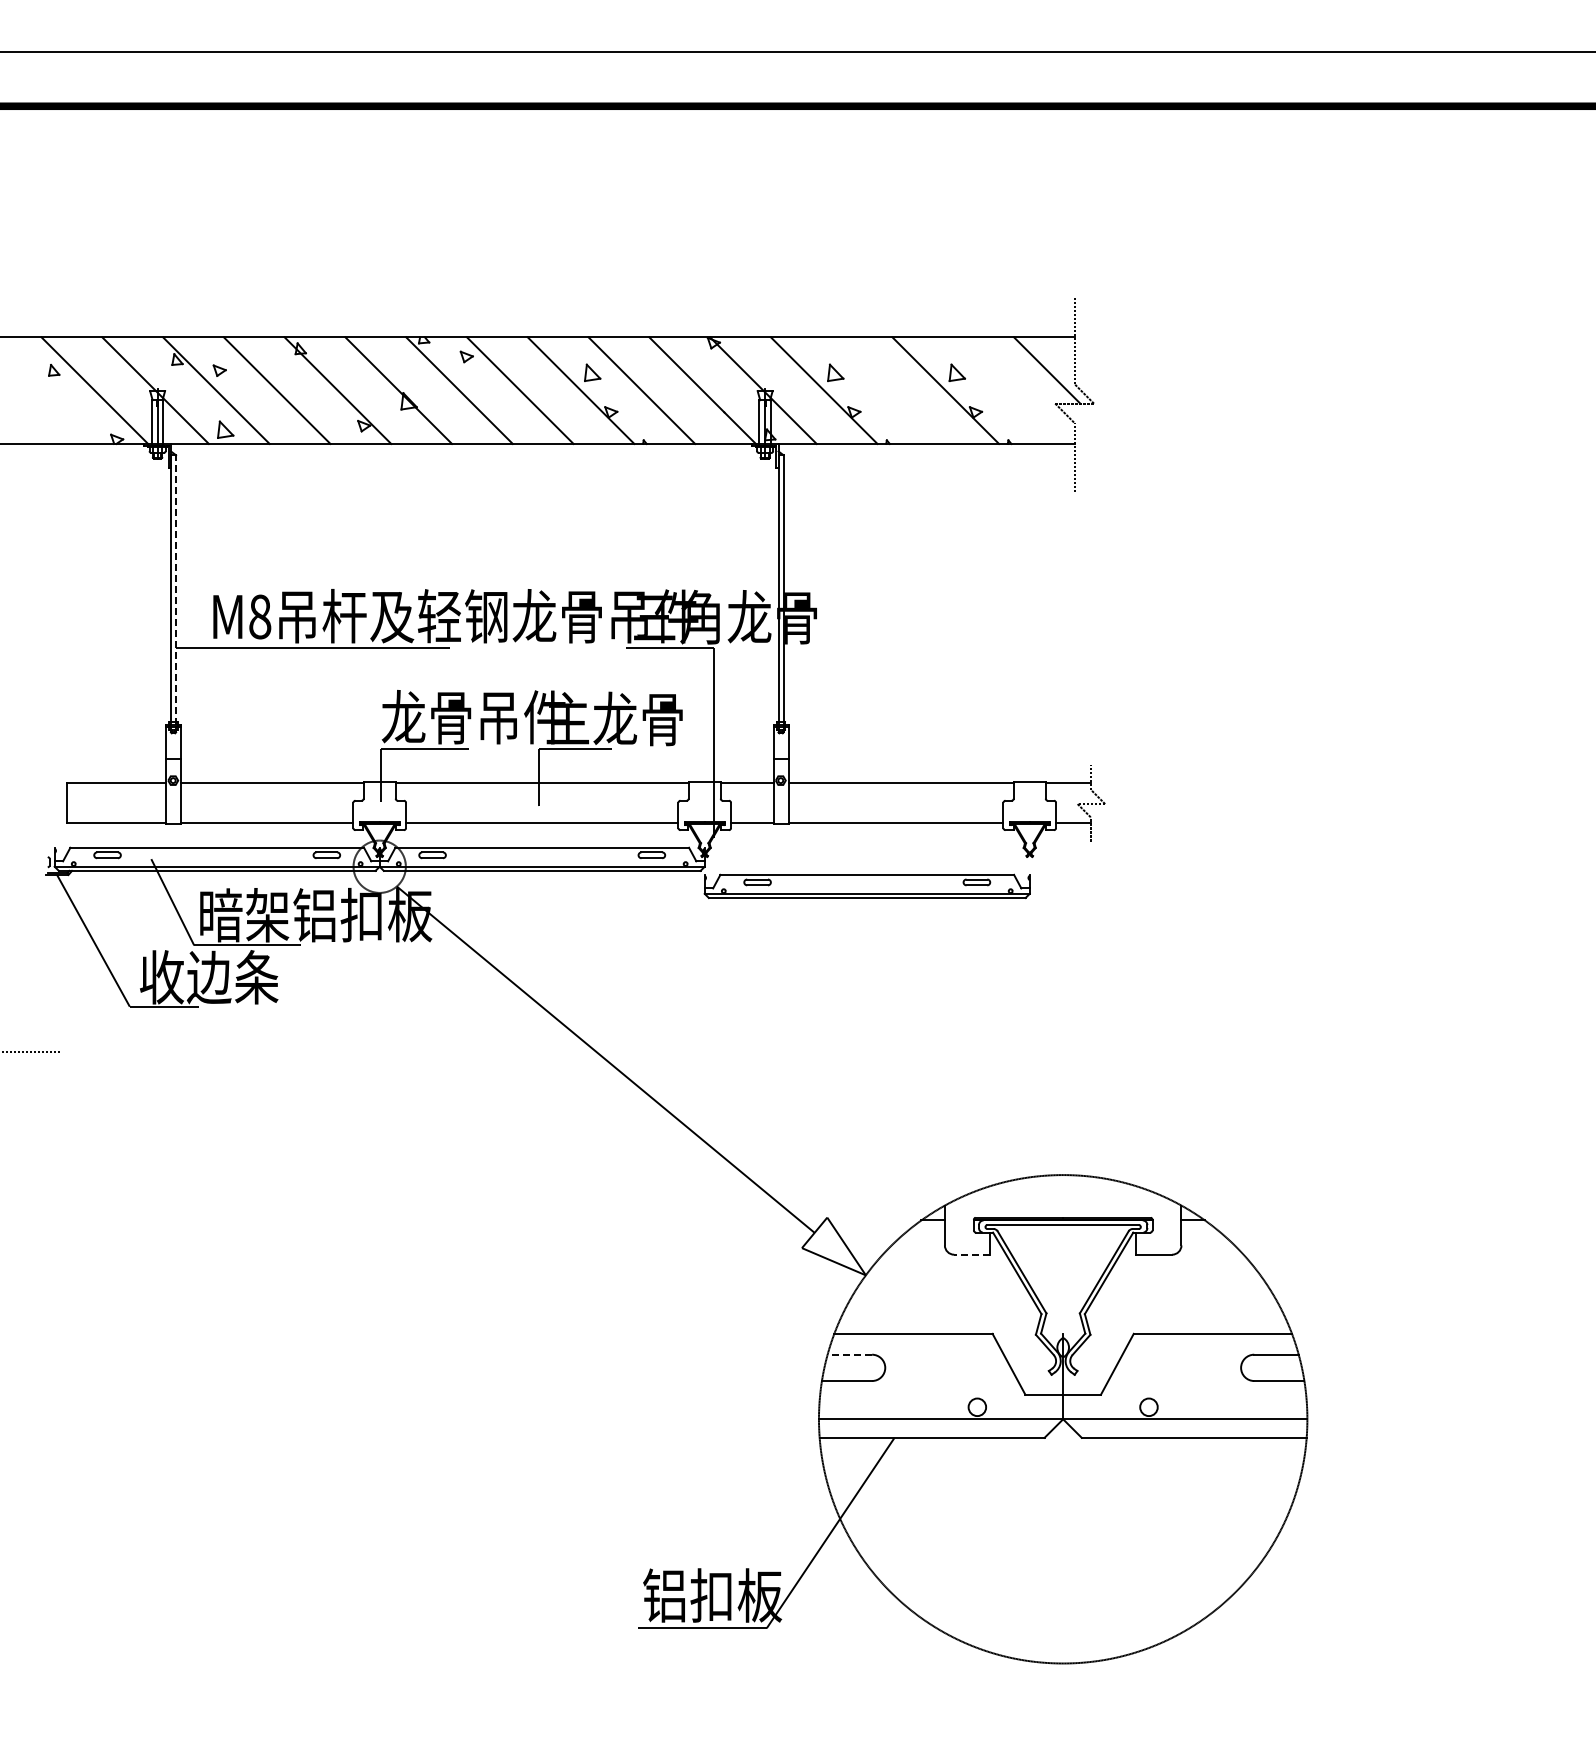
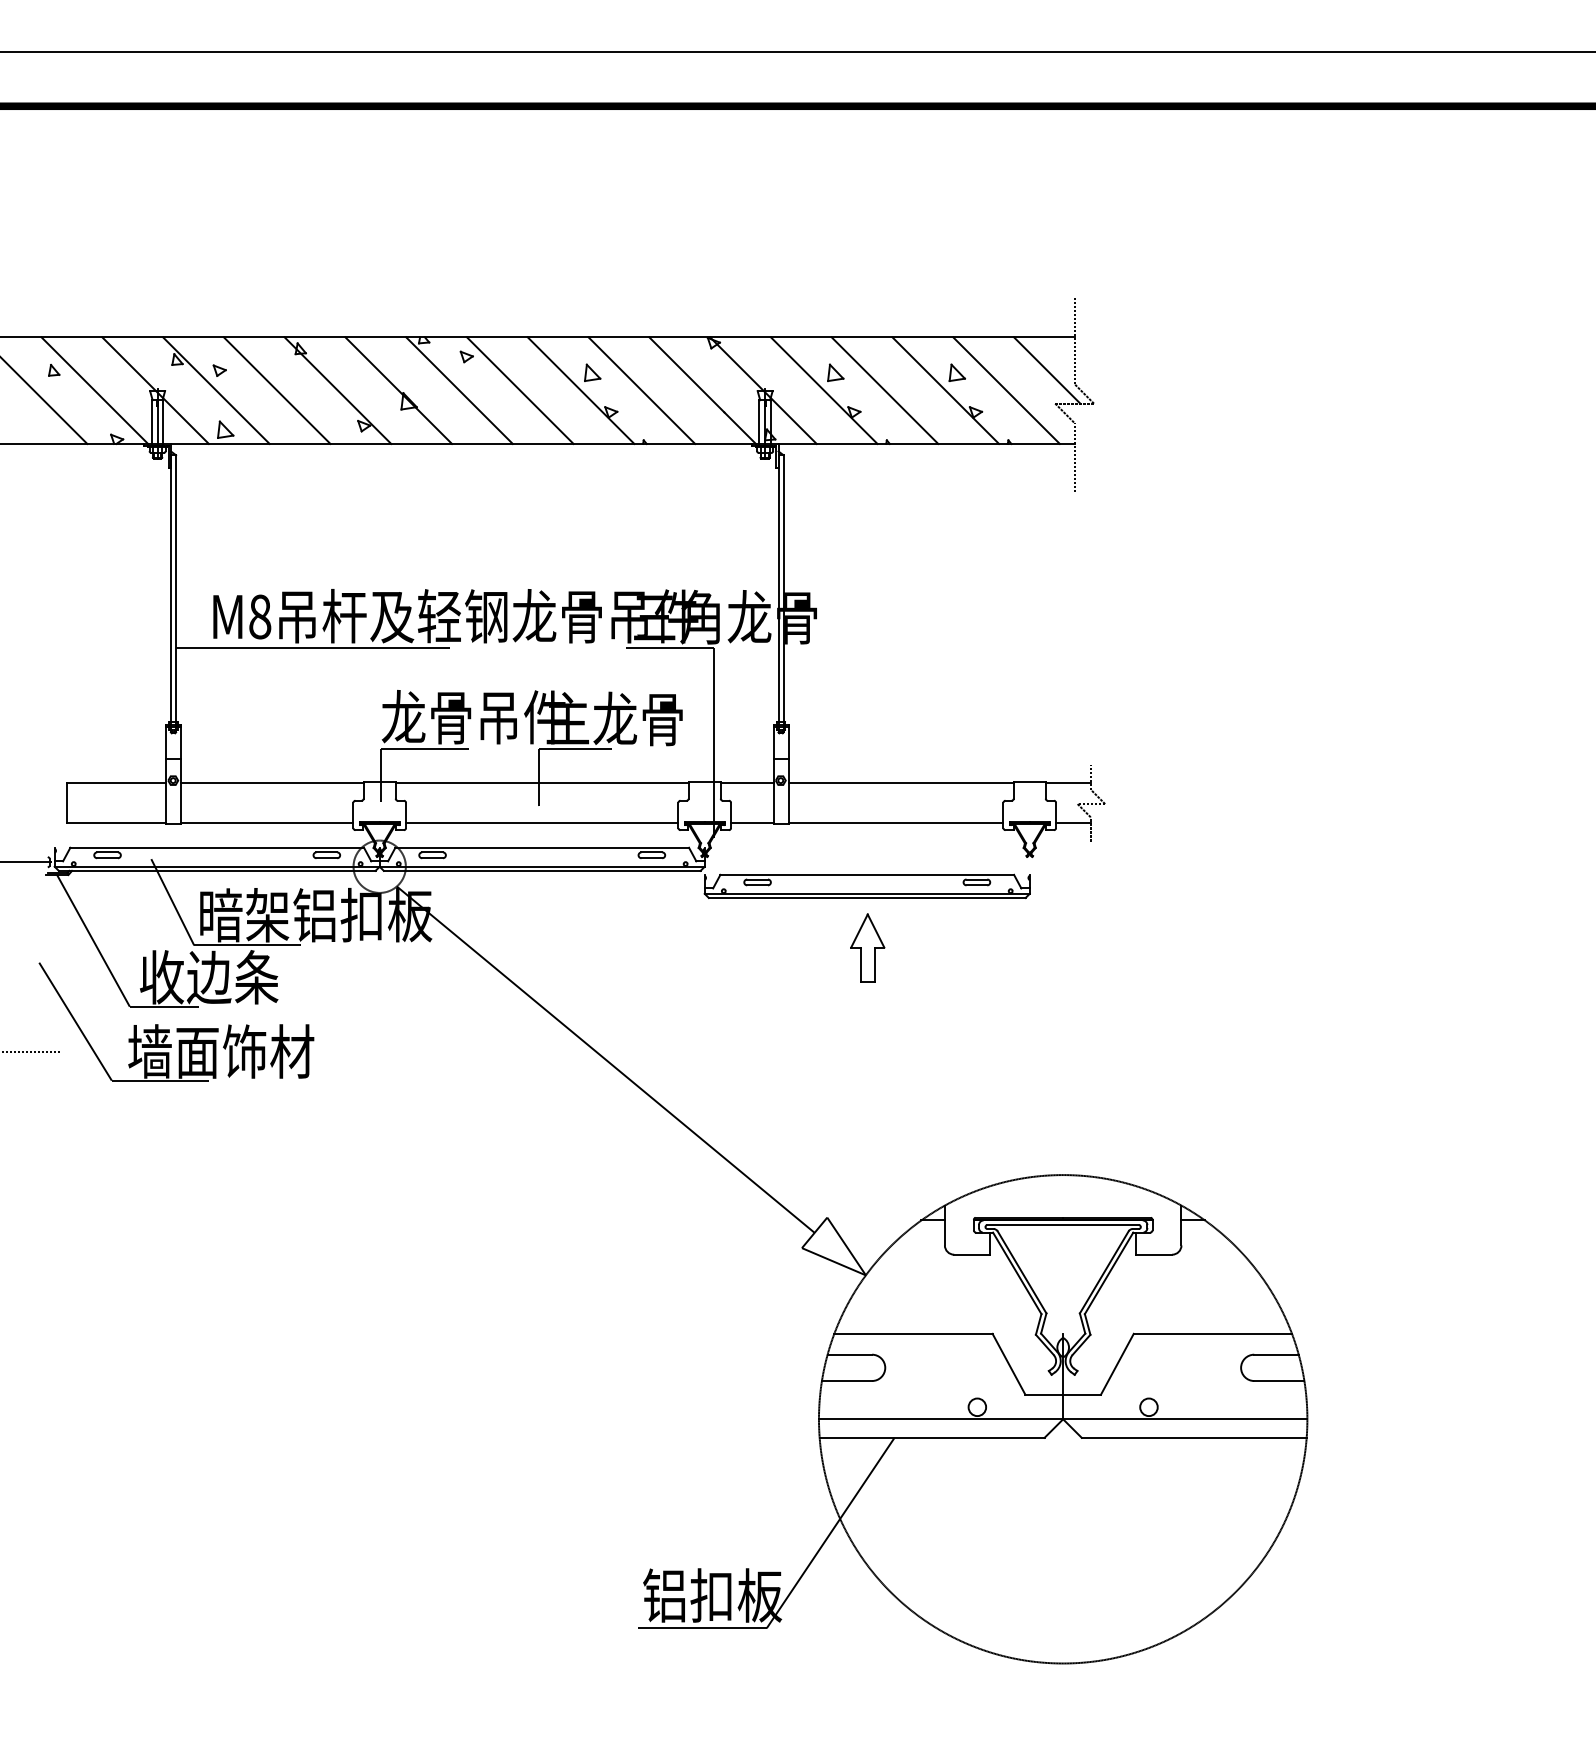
line: none -> present (884, 390)
line: none -> present (1006, 390)
line: none -> present (44, 400)
line: dashed -> solid (176, 590)
line: none -> present (26, 862)
part: none -> present (867, 947)
part: none -> present (176, 1028)
line: dashed -> solid (972, 1254)
line: dashed -> solid (849, 1354)
